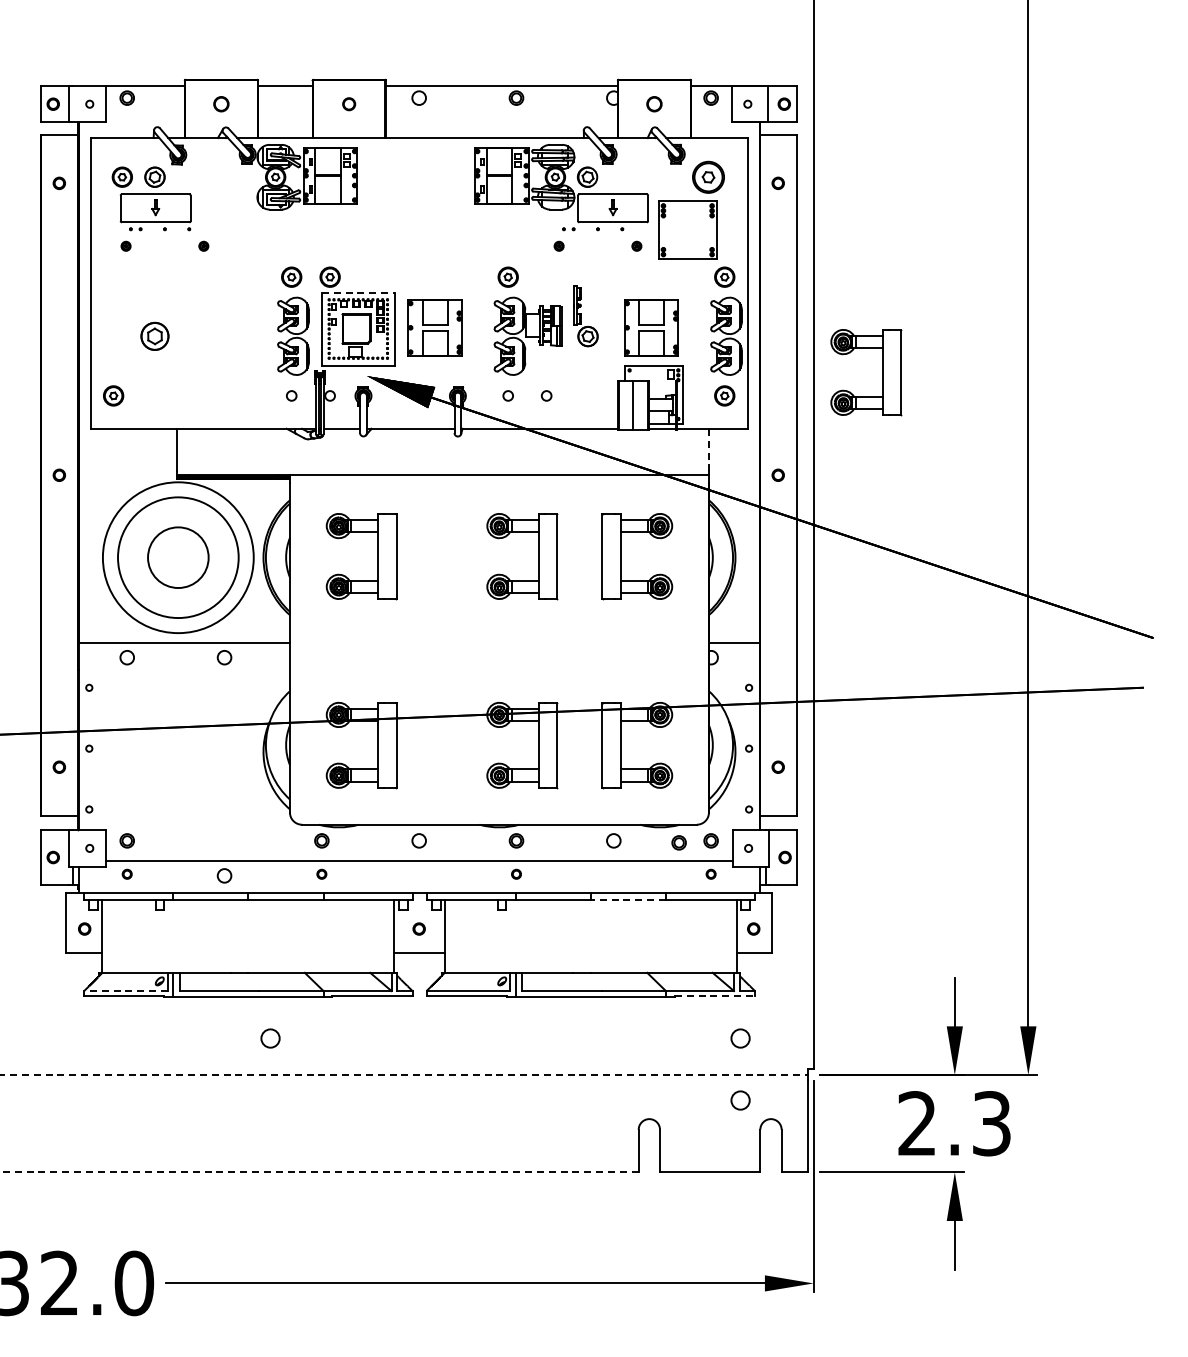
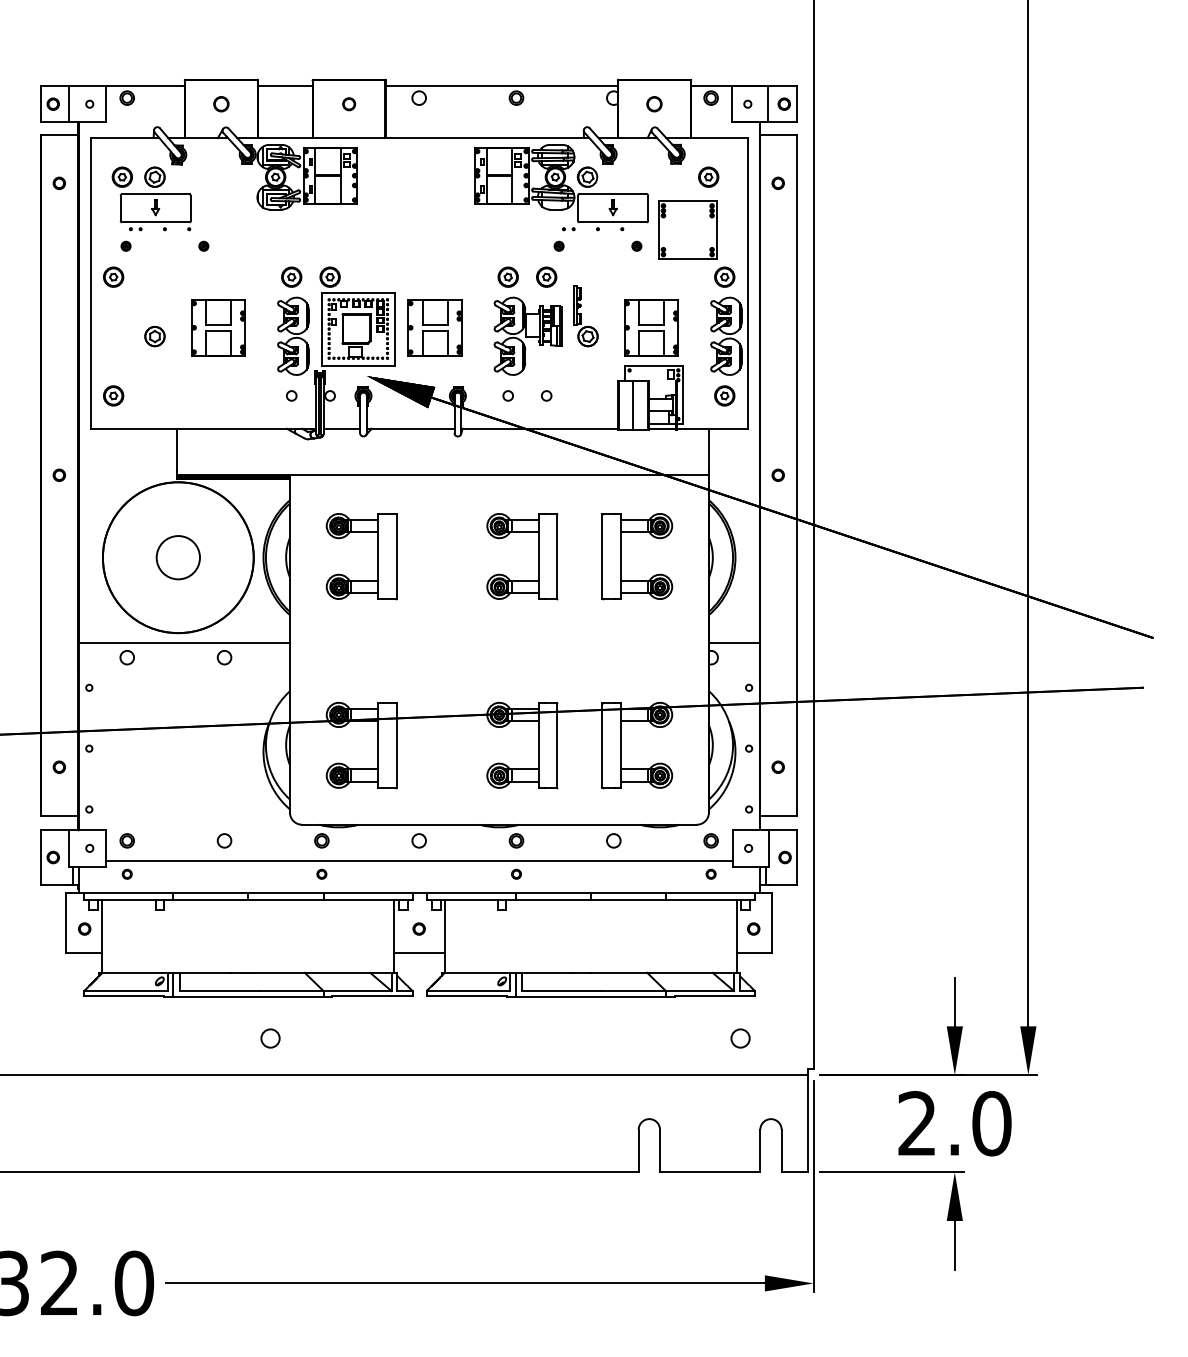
part size: 33x34 px -> 22x22 px (708, 176)
part: none -> present (113, 276)
part: none -> present (546, 276)
line: dashed -> solid (358, 292)
part: none -> present (218, 327)
part size: 30x30 px -> 22x22 px (154, 336)
part: present -> none (882, 372)
line: dashed -> solid (708, 450)
circle diameter: 121 px -> 151 px (177, 557)
circle diameter: 61 px -> 43 px (178, 557)
circle: present -> none (678, 842)
circle position: (224, 875) -> (224, 840) (224, 840)
line: dashed -> solid (628, 899)
line: dashed -> solid (126, 991)
line: dashed -> solid (715, 996)
line: dashed -> solid (403, 1075)
circle: present -> none (740, 1100)
text: 2.3 -> 2.0 (991, 1123)
line: dashed -> solid (318, 1172)
